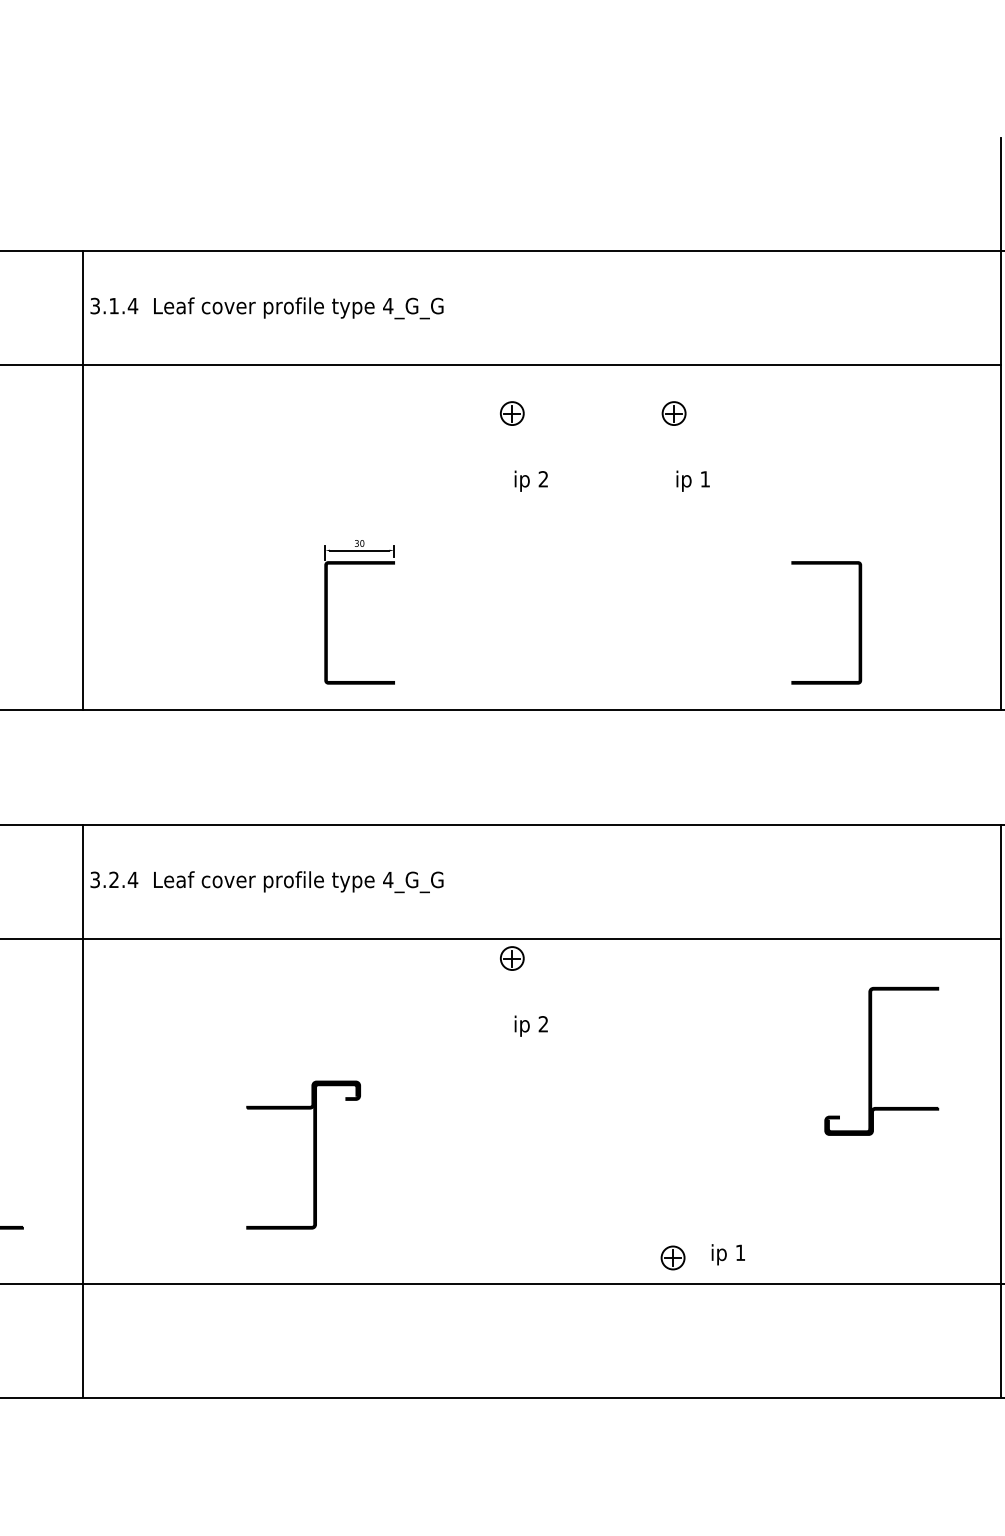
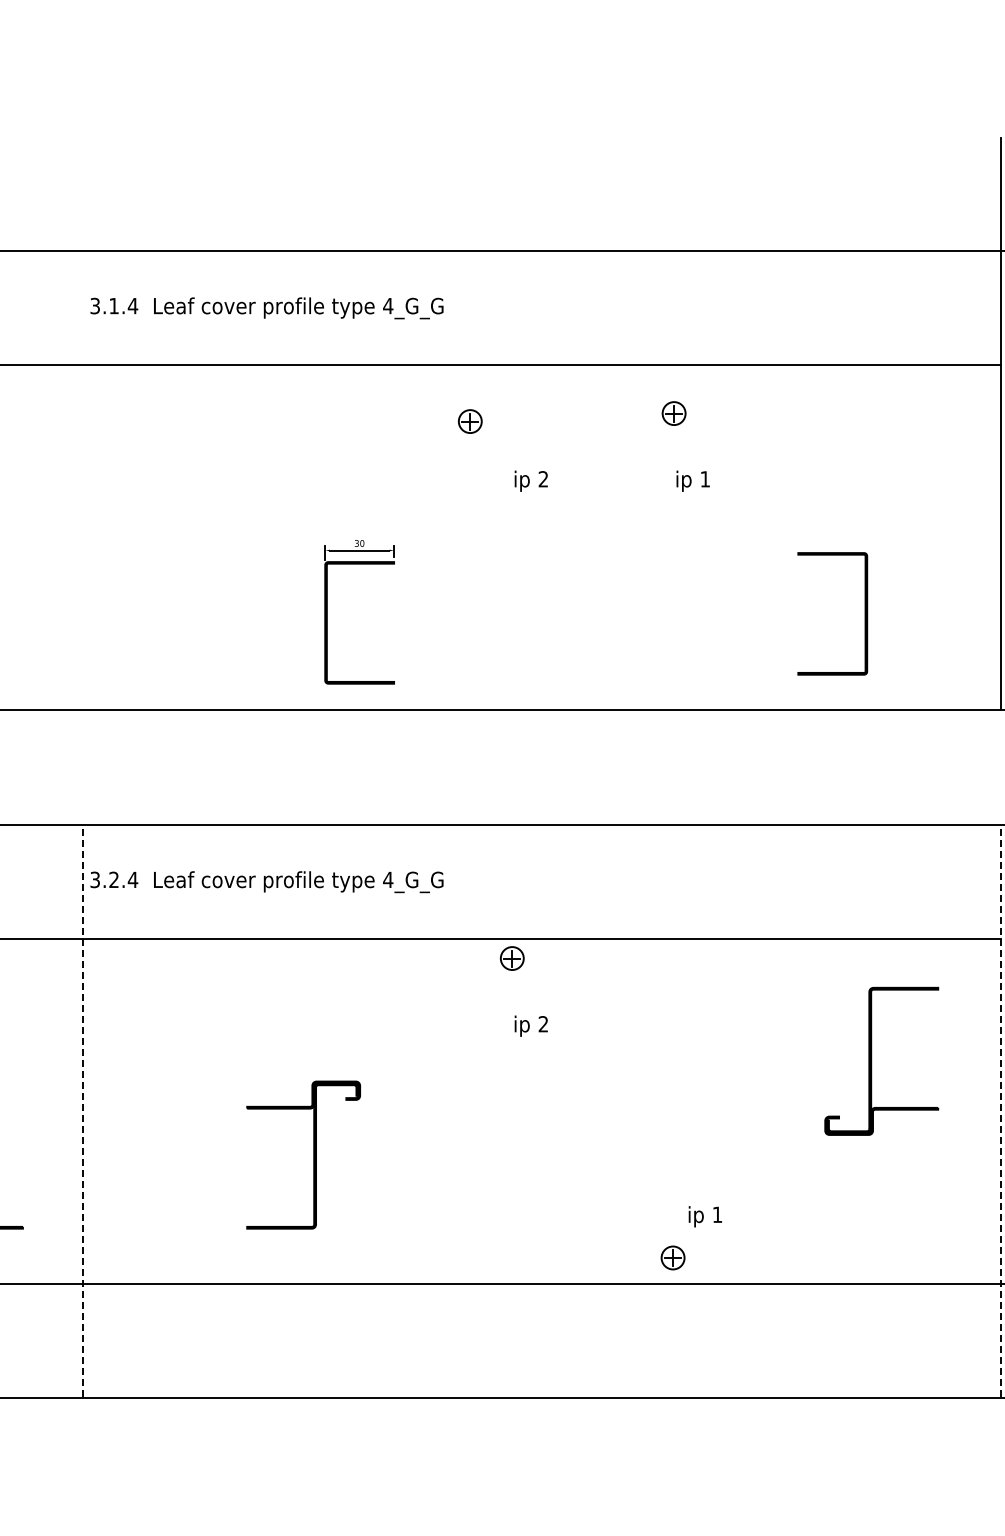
part position: (512, 413) -> (470, 421) (470, 421)
line: present -> none (82, 479)
part position: (858, 622) -> (864, 613) (864, 613)
line: solid -> dashed (82, 1110)
line: solid -> dashed (1000, 1110)
text position: (727, 1254) -> (704, 1216) (704, 1216)
